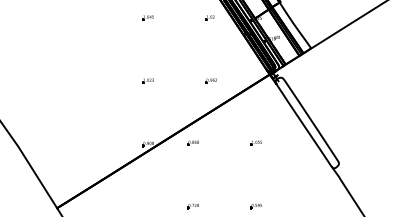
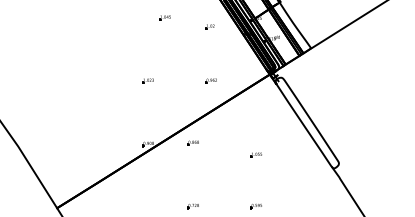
part position: (147, 17) -> (164, 17) (164, 17)
part position: (209, 17) -> (209, 26) (209, 26)
part position: (255, 142) -> (255, 154) (255, 154)
